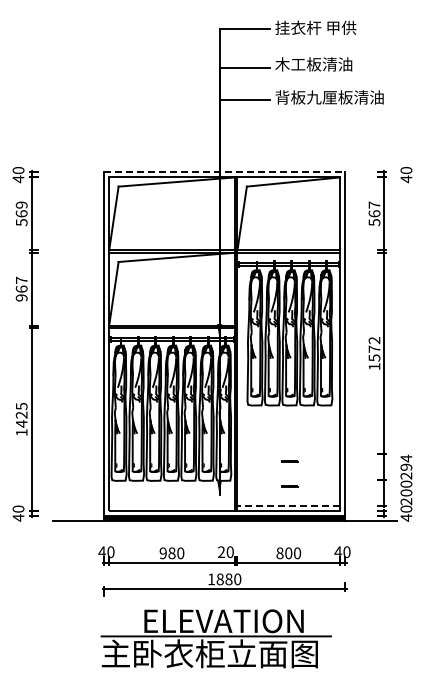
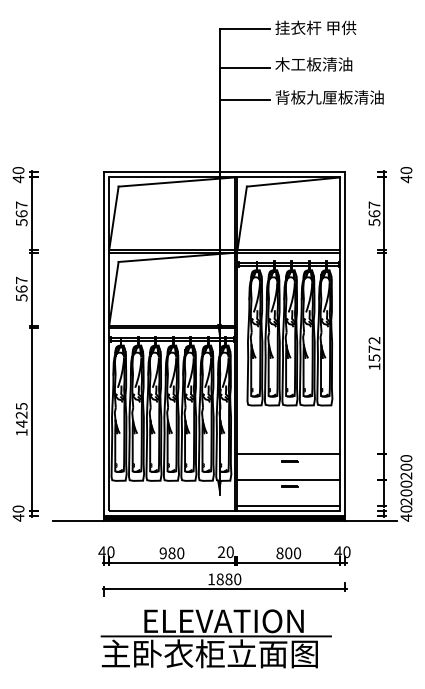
line: dashed -> solid (224, 172)
text: 569 -> 567 (21, 204)
text: 967 -> 567 (21, 297)
line: none -> present (288, 454)
text: 294 -> 200 (406, 462)
line: none -> present (288, 480)
line: dashed -> solid (288, 505)
